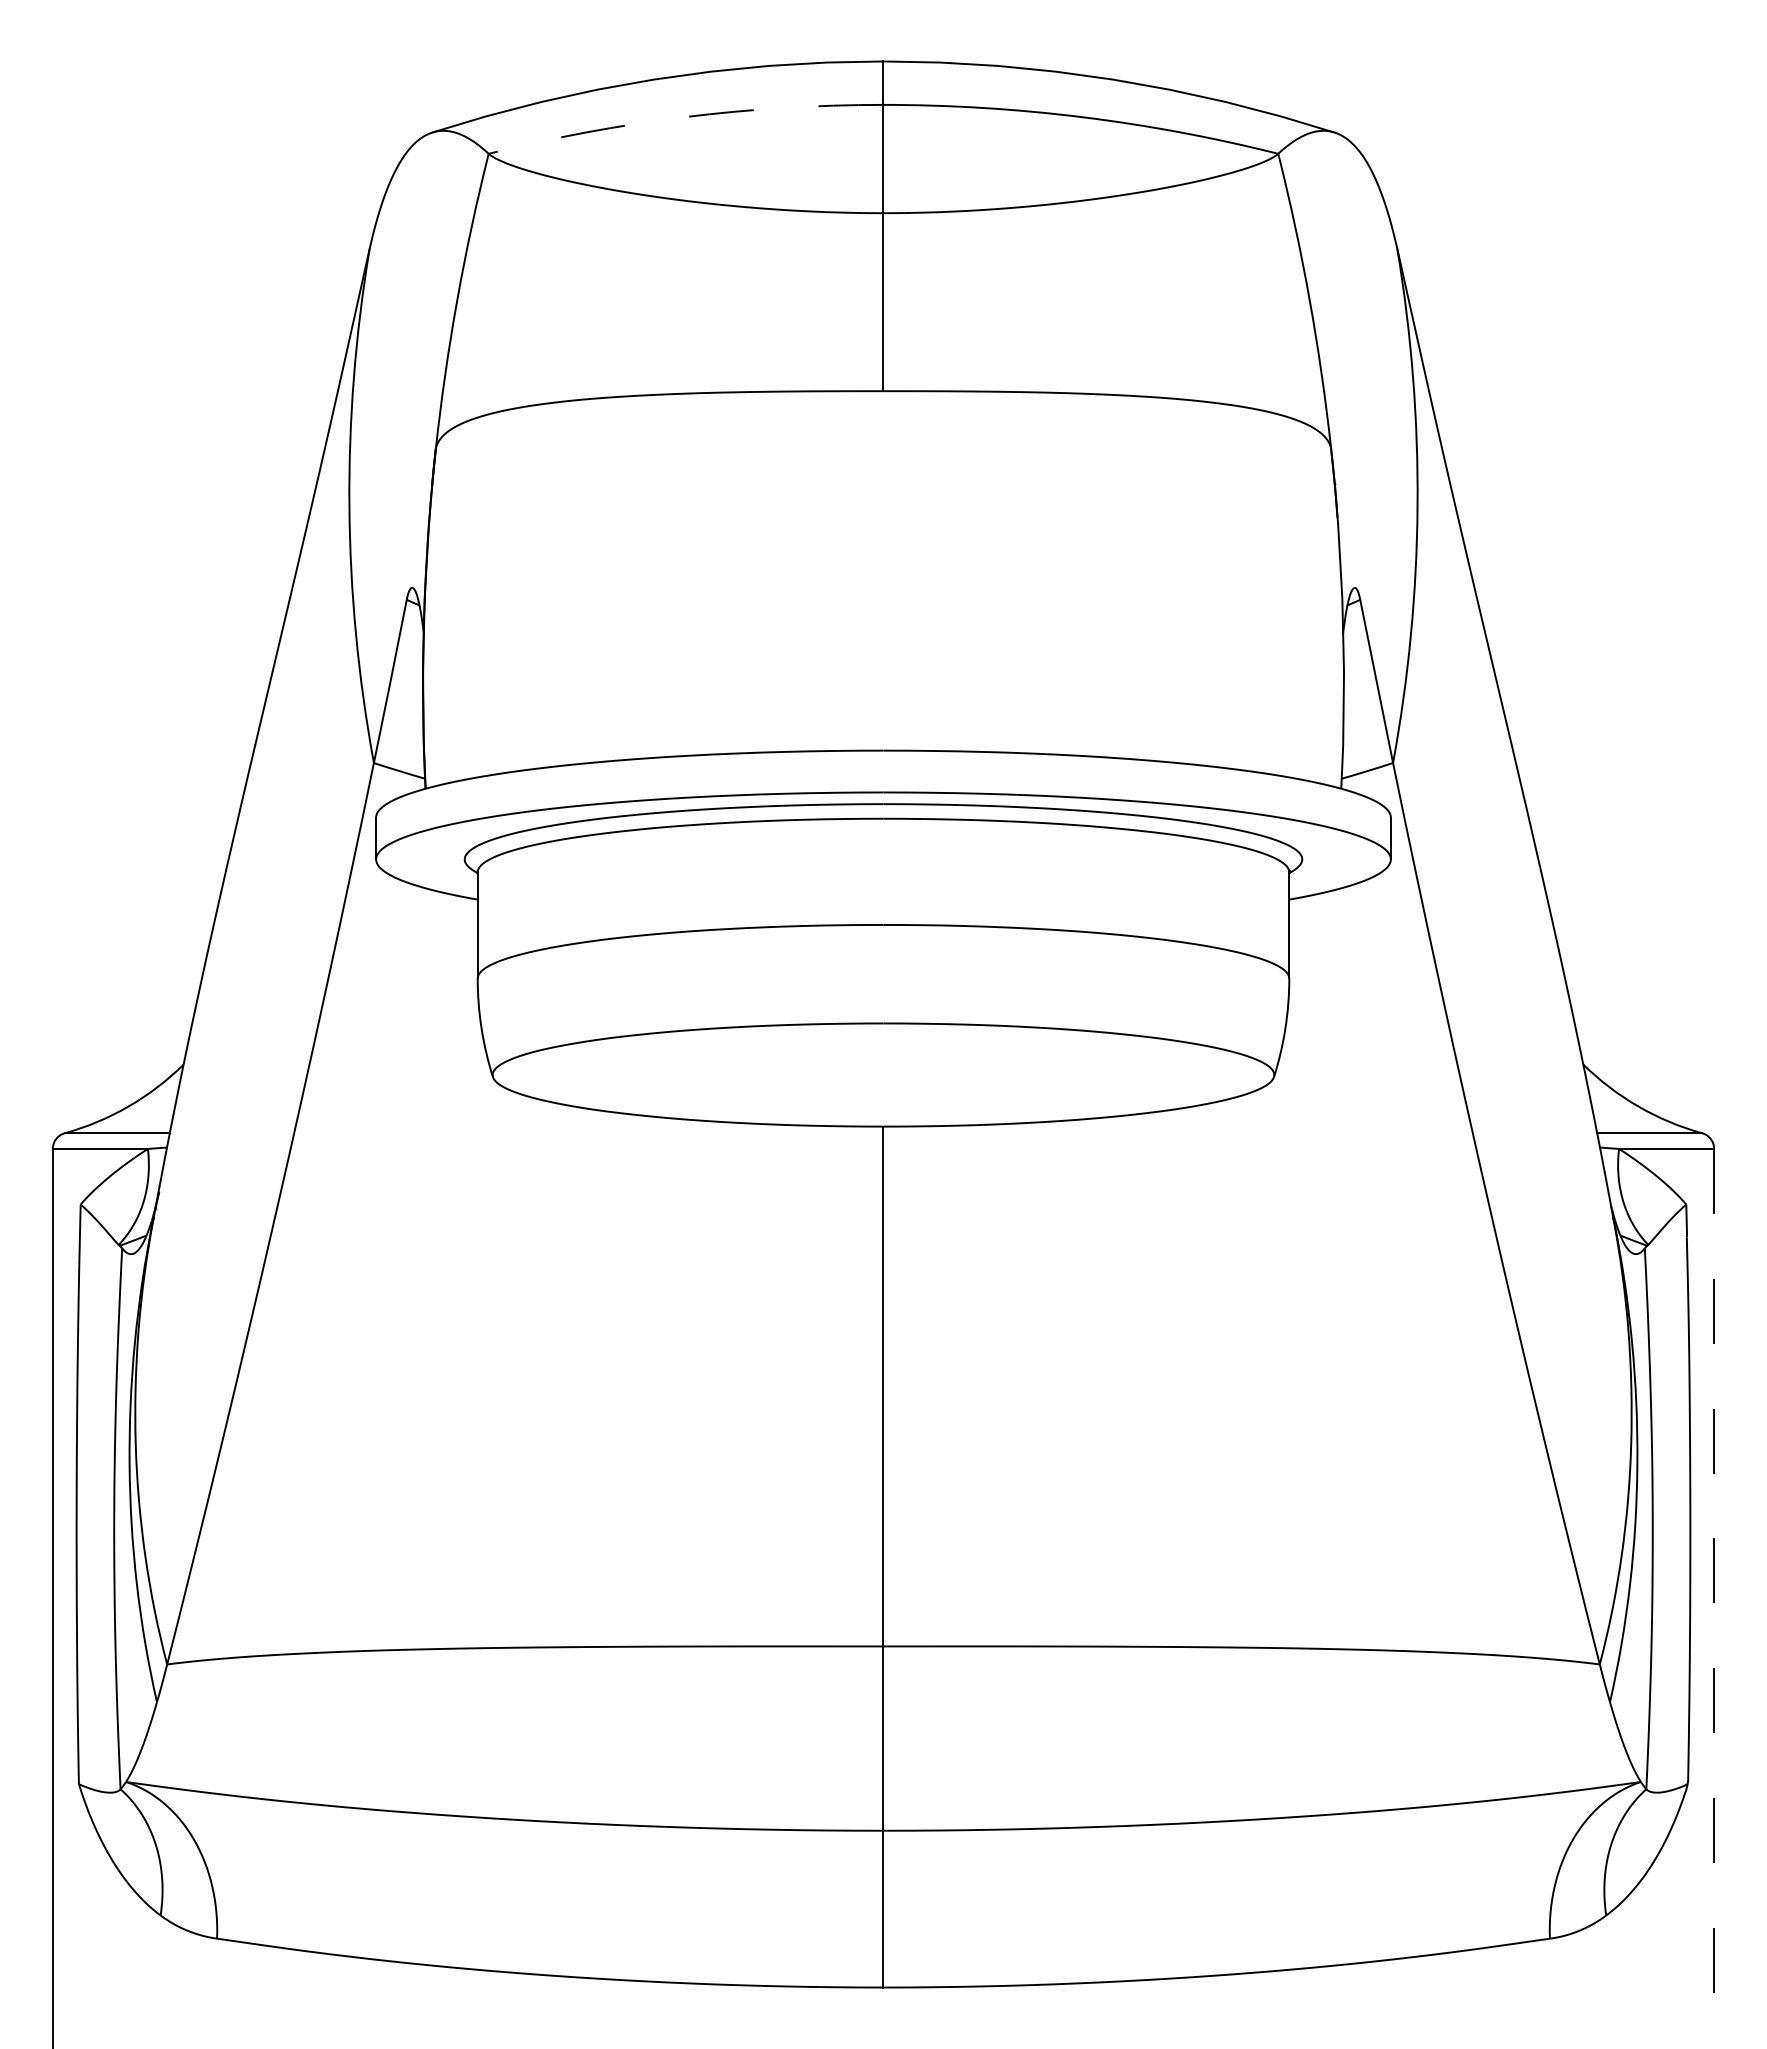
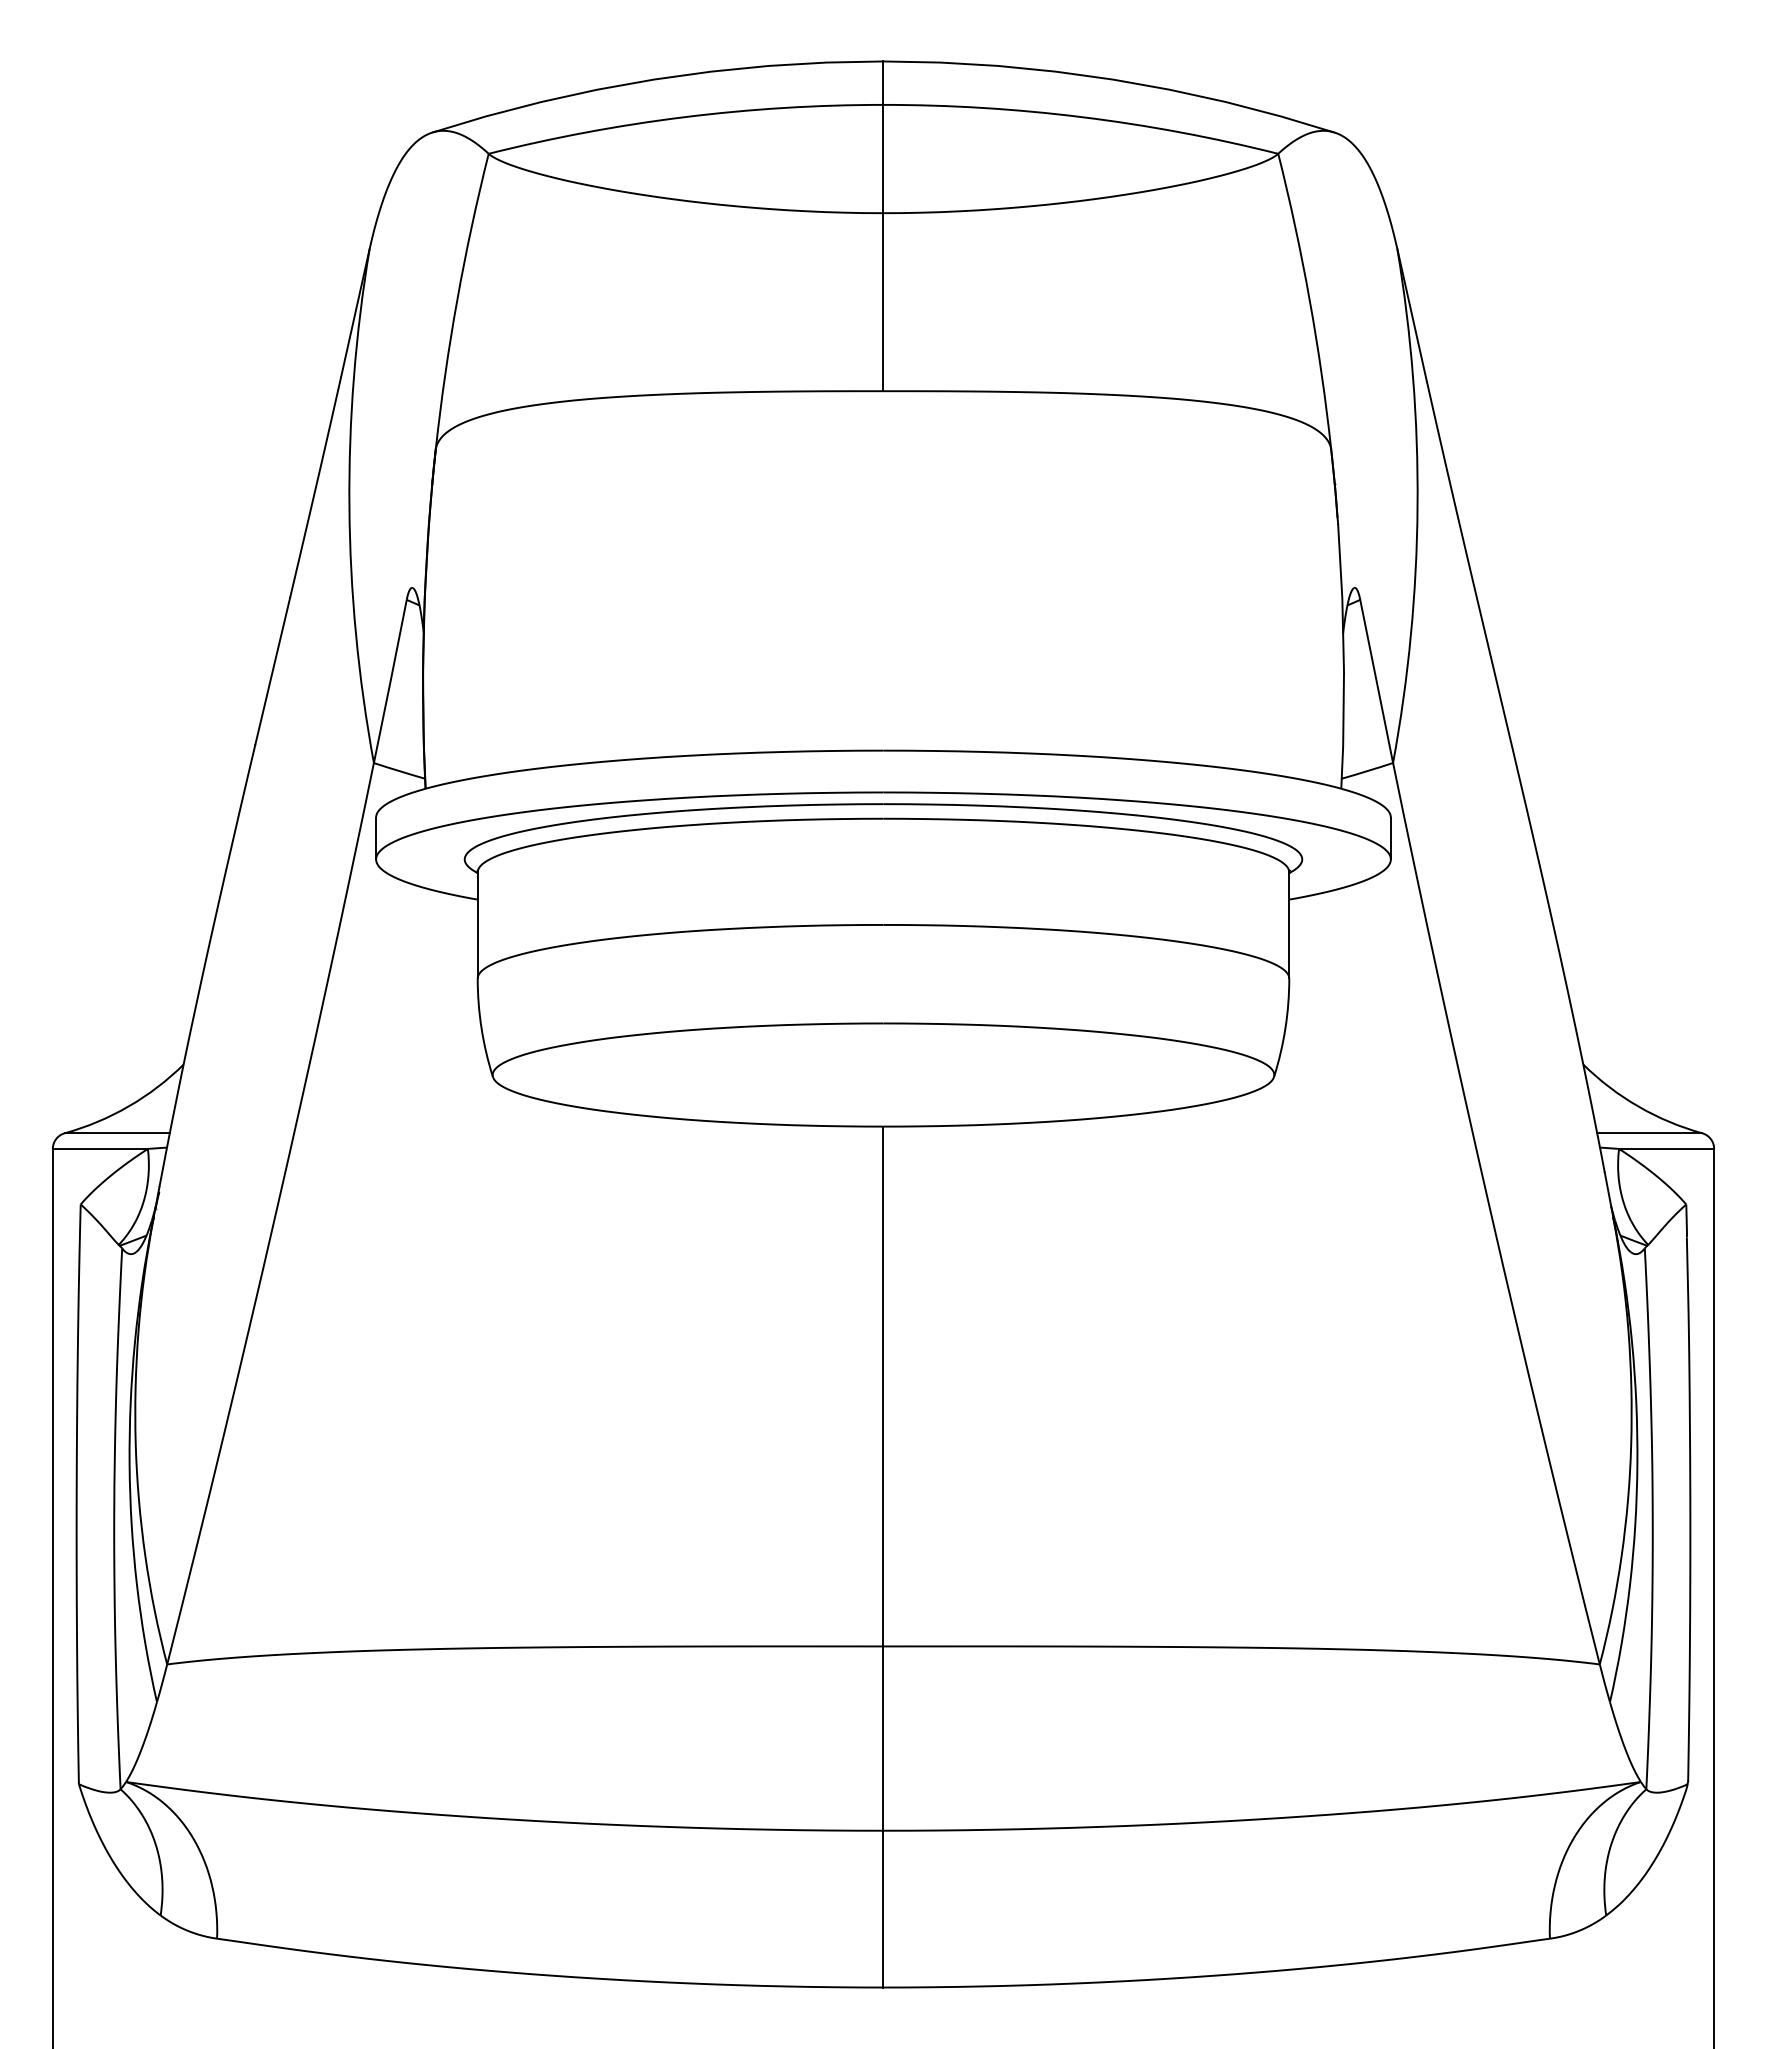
arc: dashed -> solid (684, 117)
line: dashed -> solid (1714, 1598)
